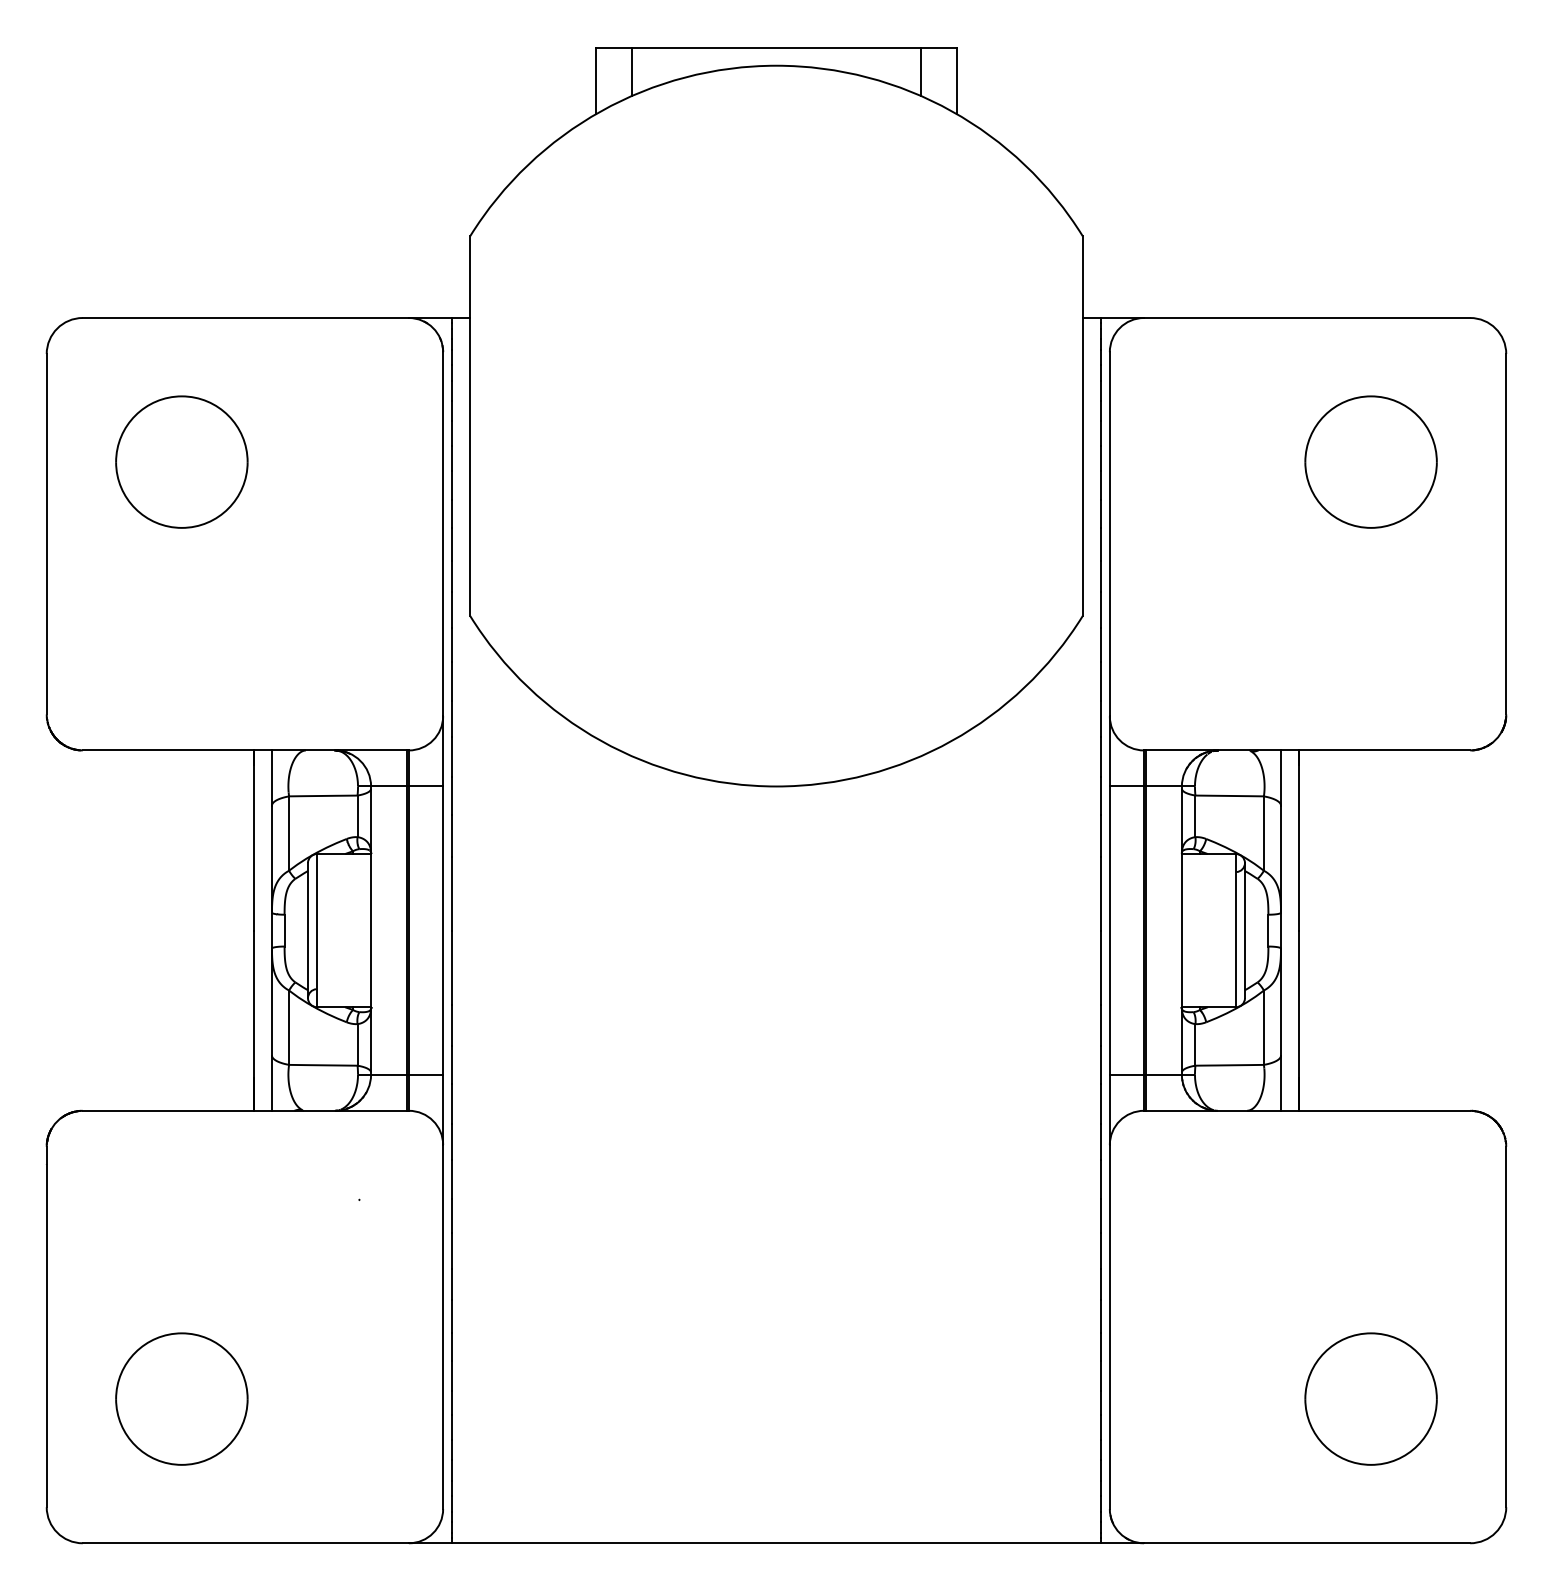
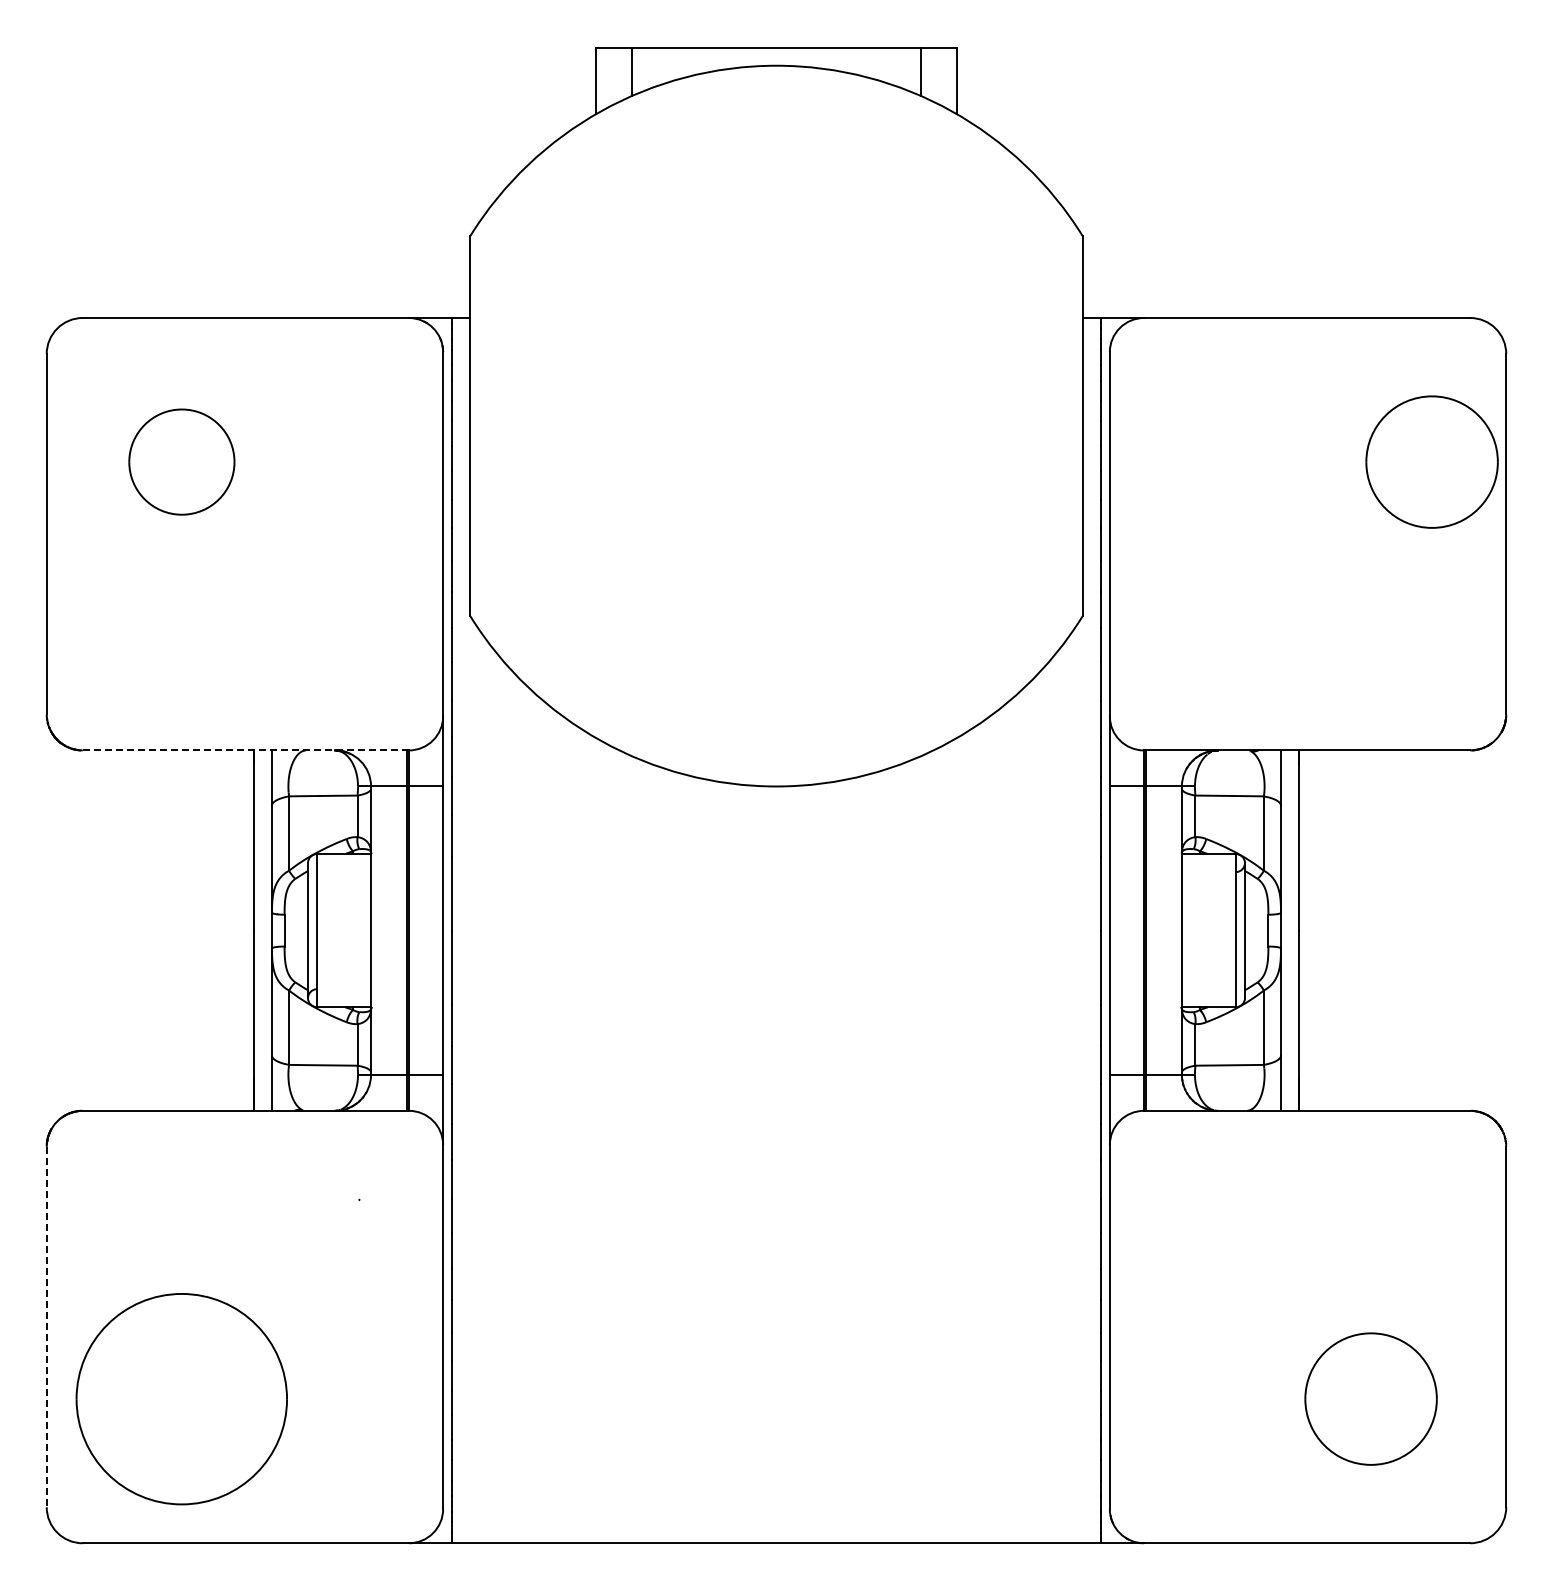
part size: 134x134 px -> 108x108 px (181, 461)
part position: (1370, 461) -> (1431, 461) (1431, 461)
line: solid -> dashed (245, 750)
line: solid -> dashed (46, 1327)
part size: 134x134 px -> 213x213 px (181, 1399)
